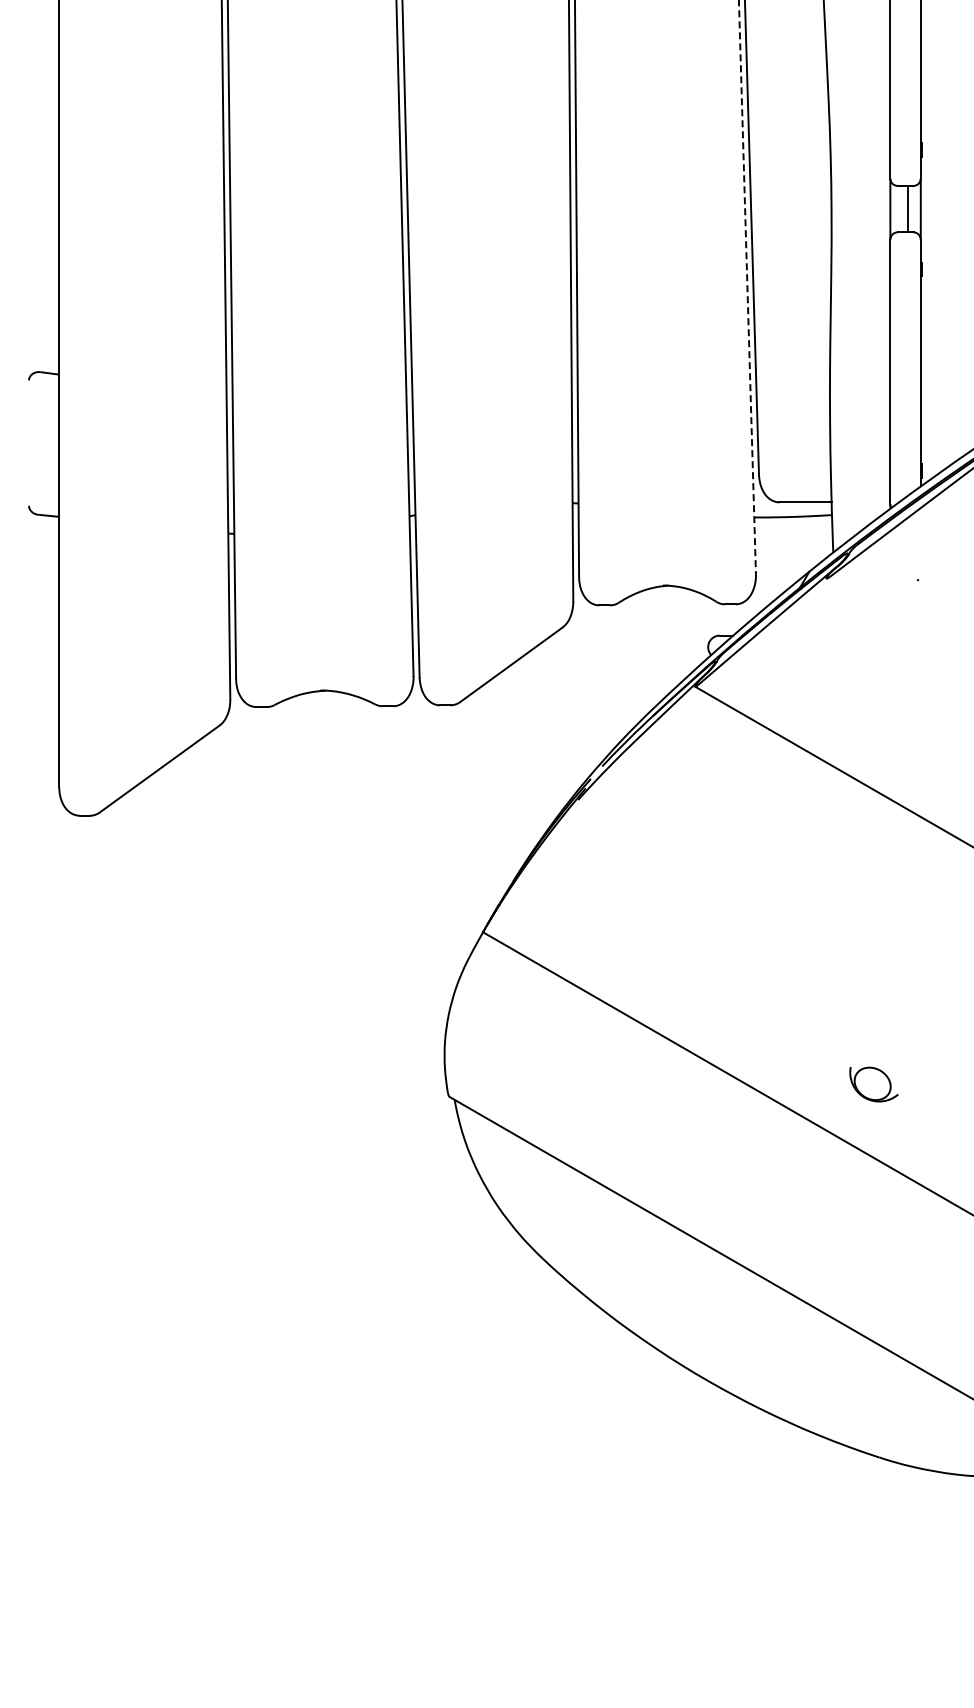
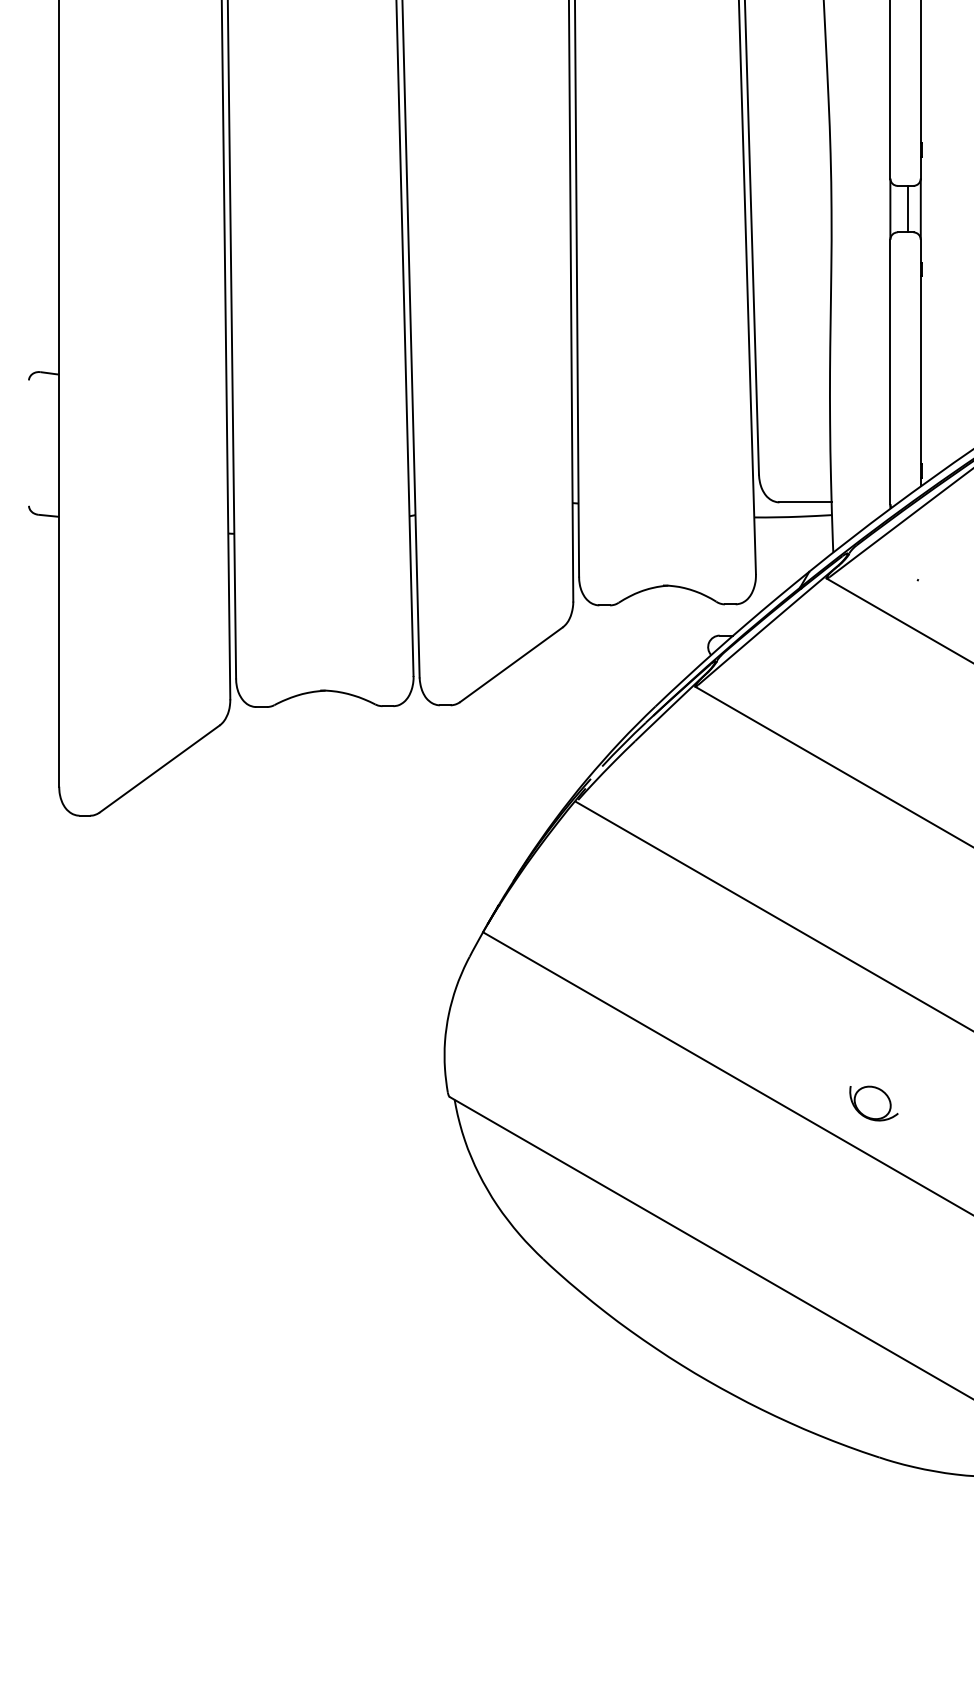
line: dashed -> solid (747, 287)
line: none -> present (898, 619)
line: none -> present (773, 915)
part position: (873, 1084) -> (873, 1103) (873, 1103)
